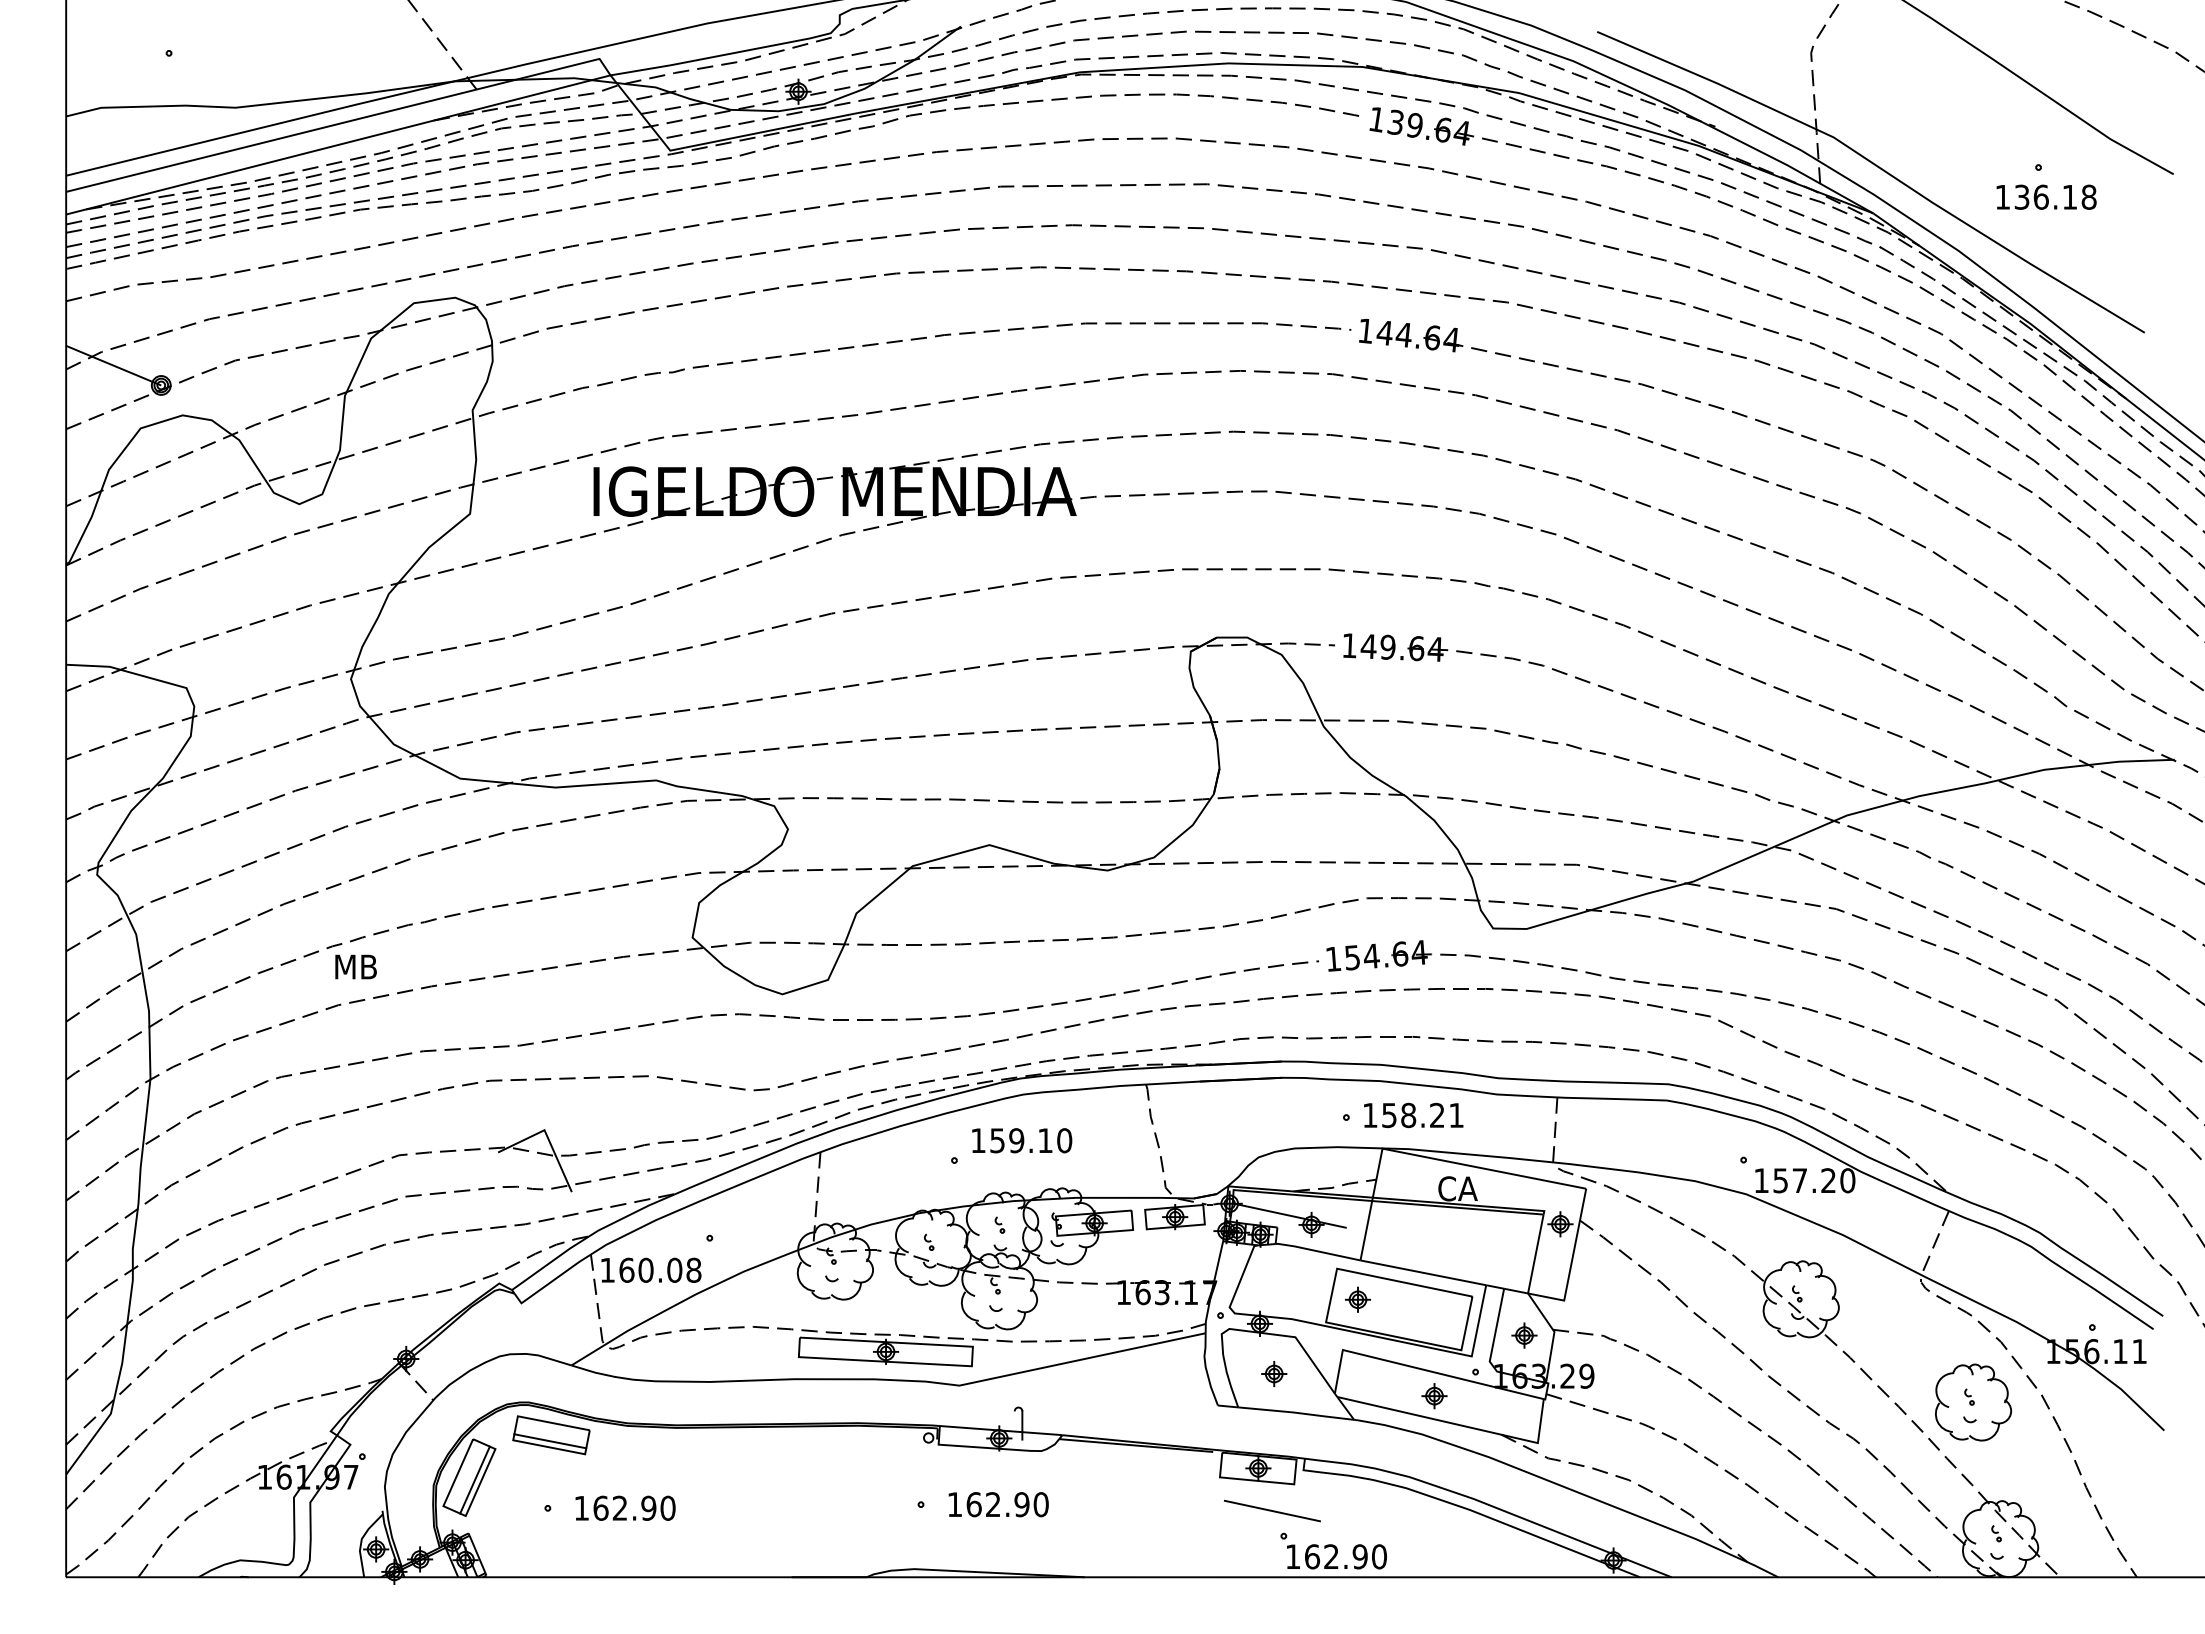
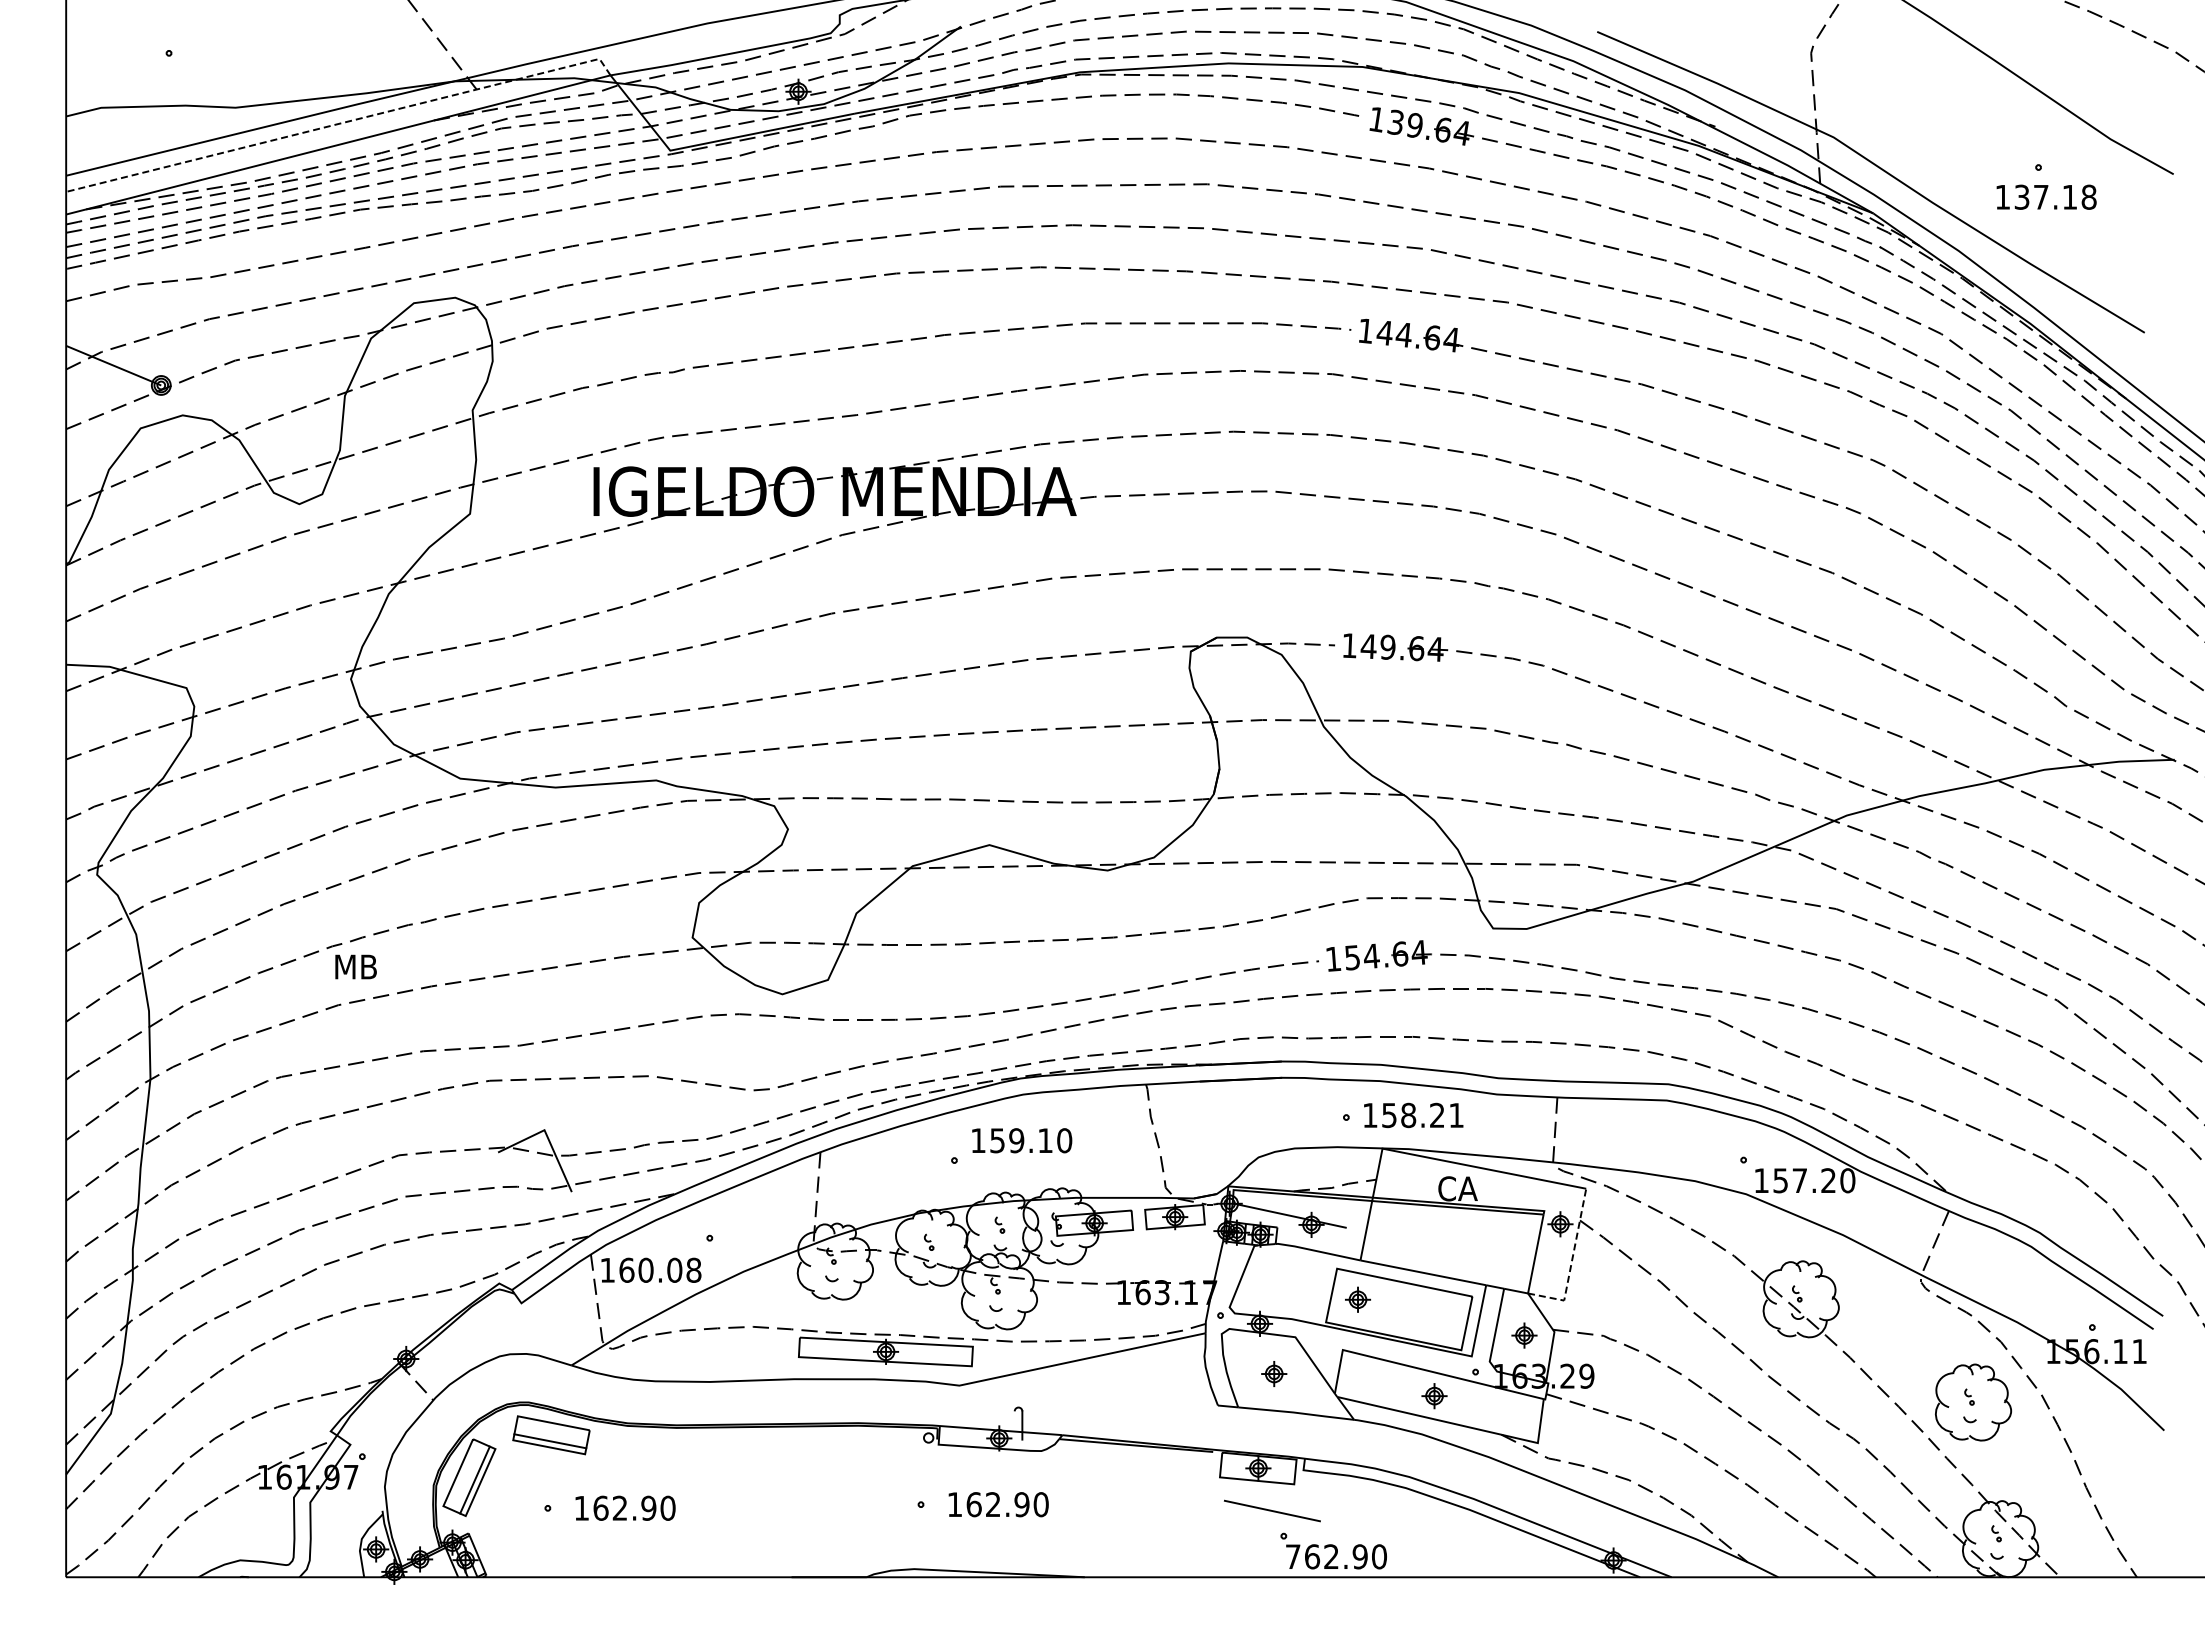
line: solid -> dashed (342, 122)
text: 136.18 -> 137.18 (2040, 196)
line: solid -> dashed (1571, 1263)
text: 162.90 -> 762.90 (1293, 1556)
